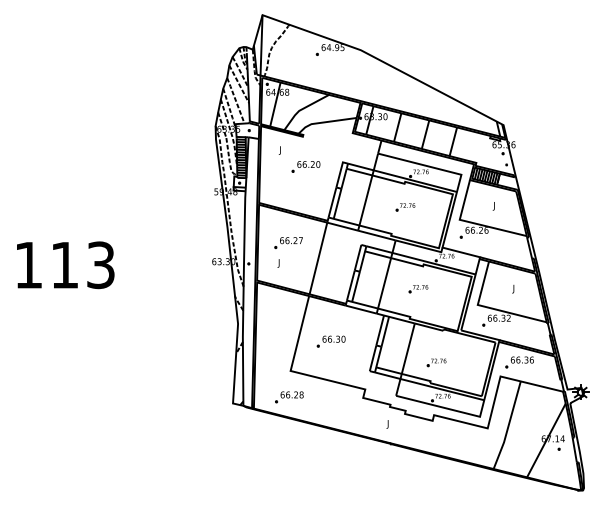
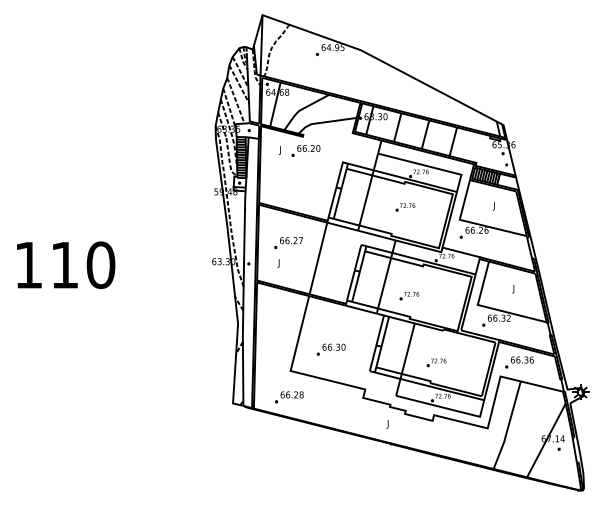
part position: (305, 166) -> (305, 150) (305, 150)
text: 113 -> 110 (100, 265)
part position: (418, 289) -> (409, 296) (409, 296)
part position: (330, 341) -> (330, 349) (330, 349)
